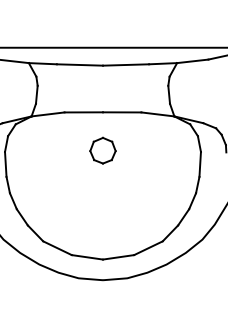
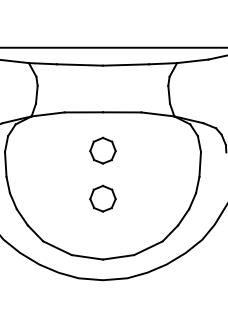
part: none -> present (102, 198)
